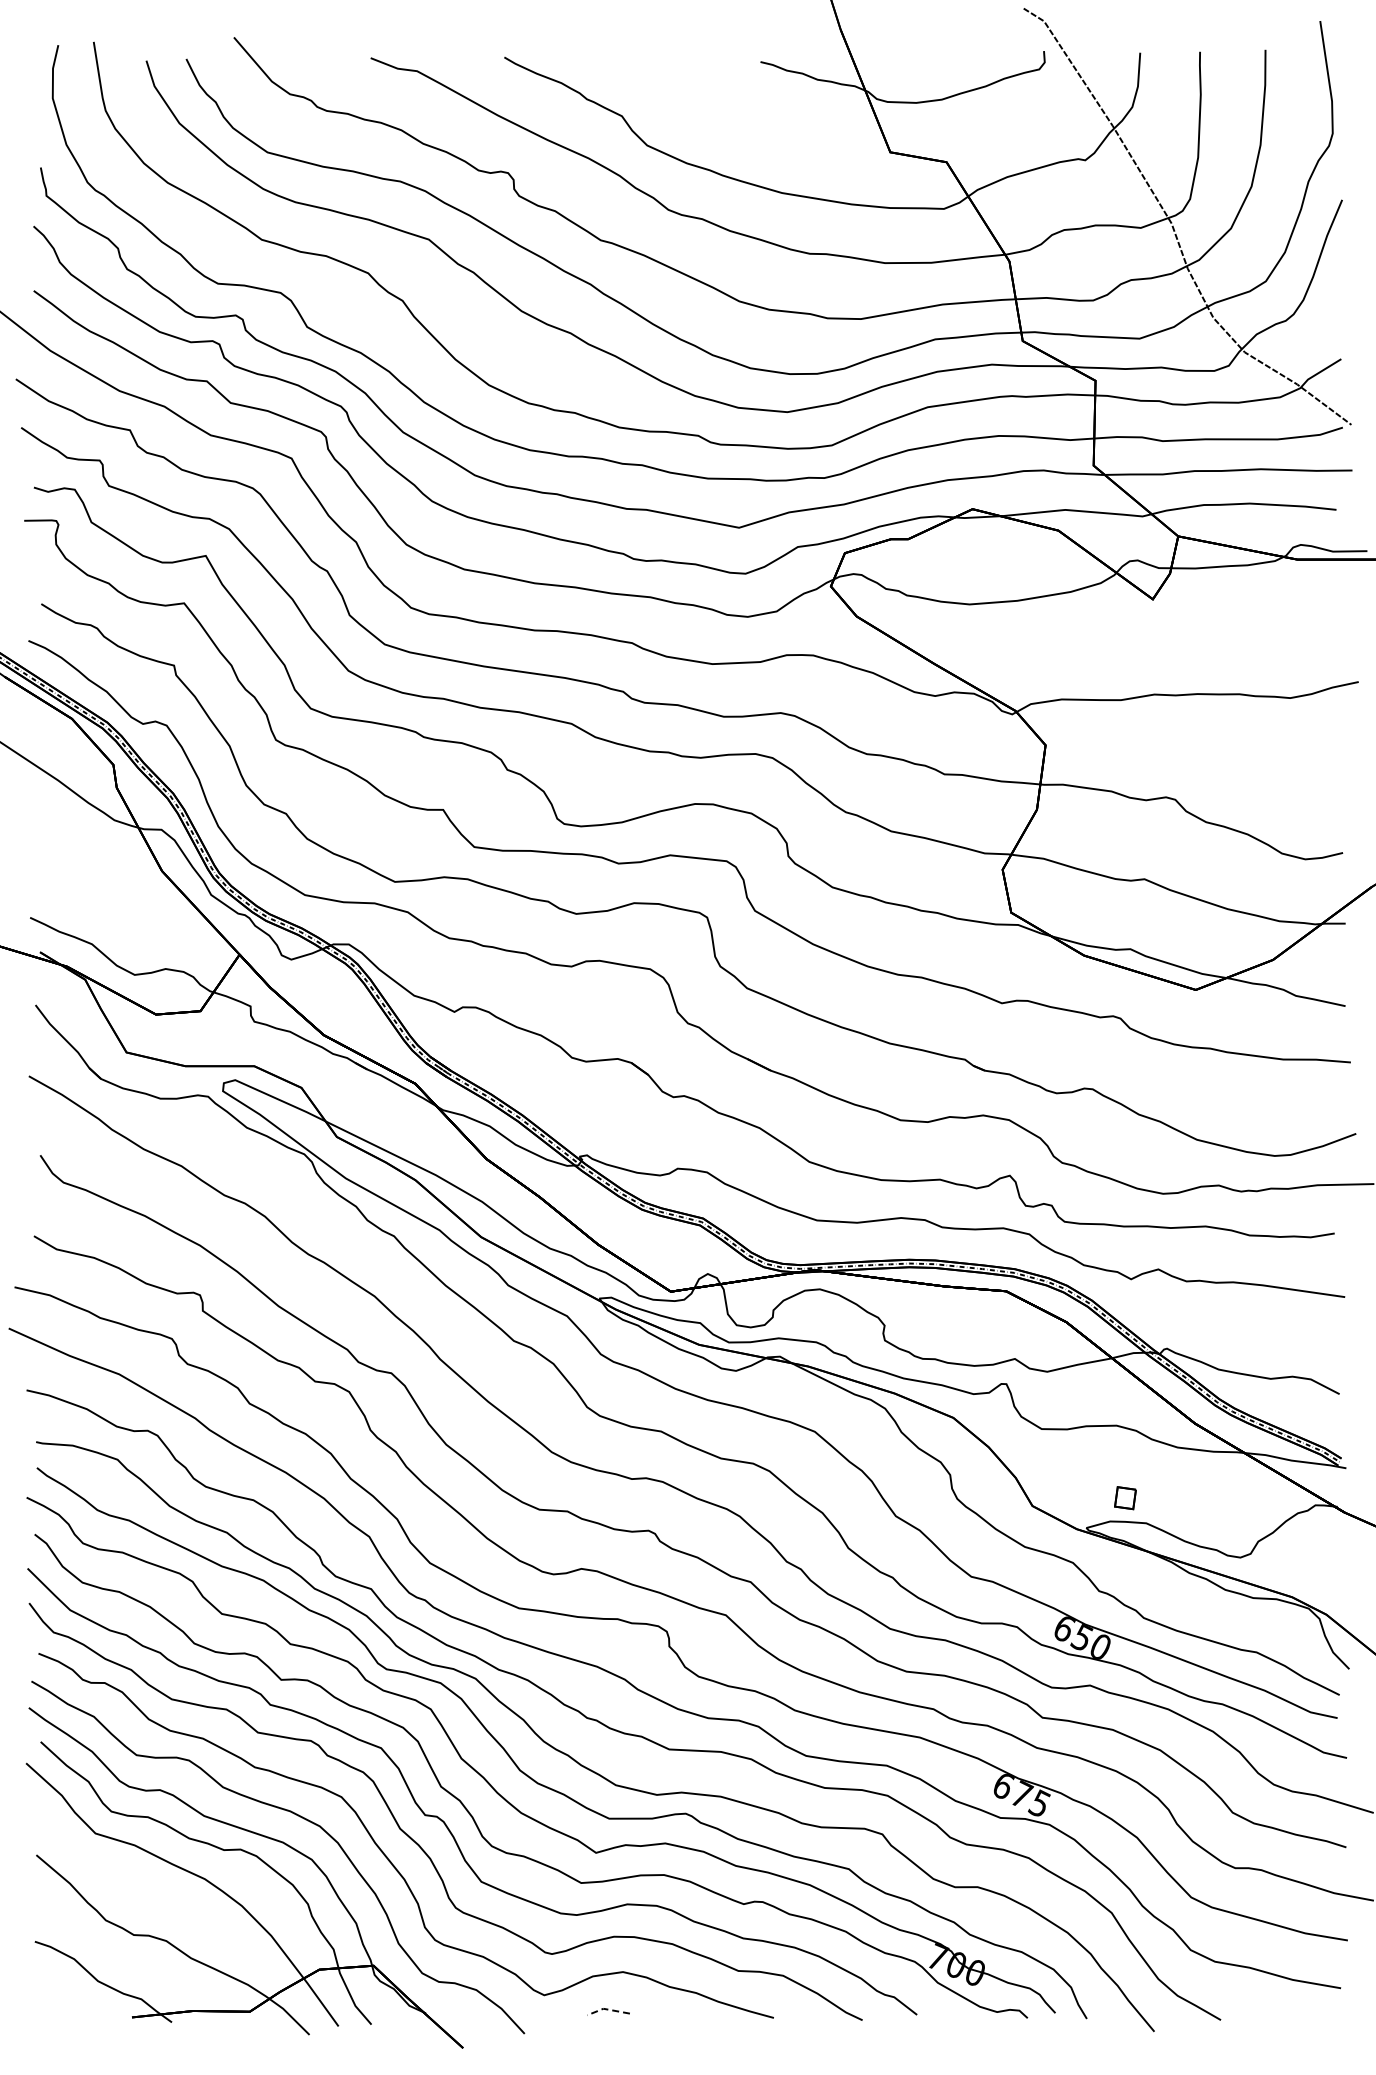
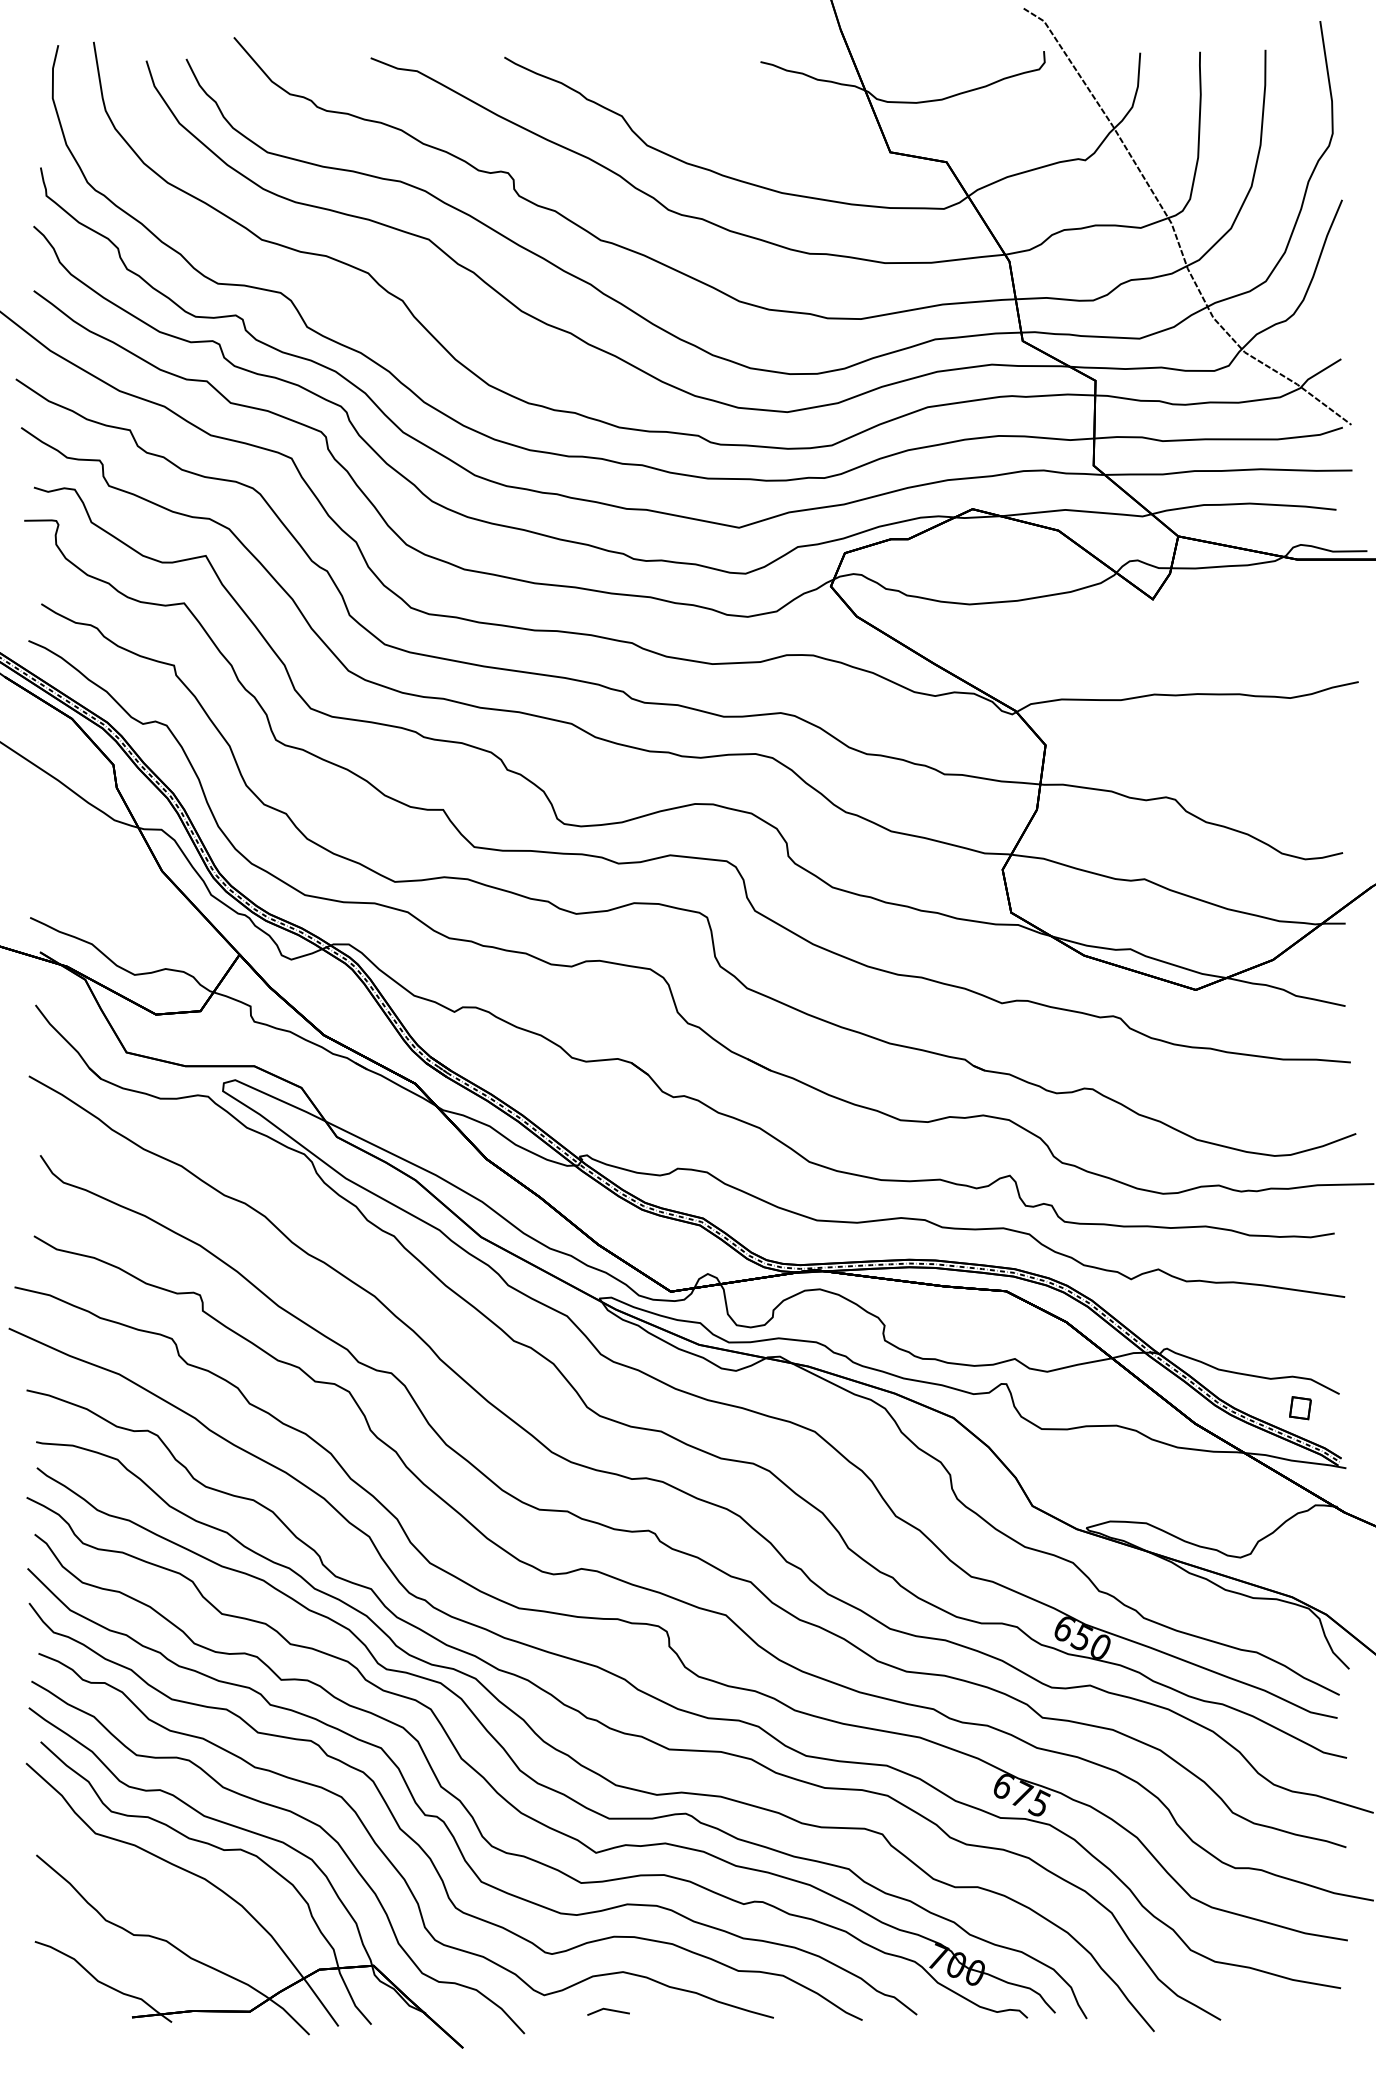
part position: (1125, 1498) -> (1300, 1408) (1300, 1408)
line: dashed -> solid (607, 2009)
